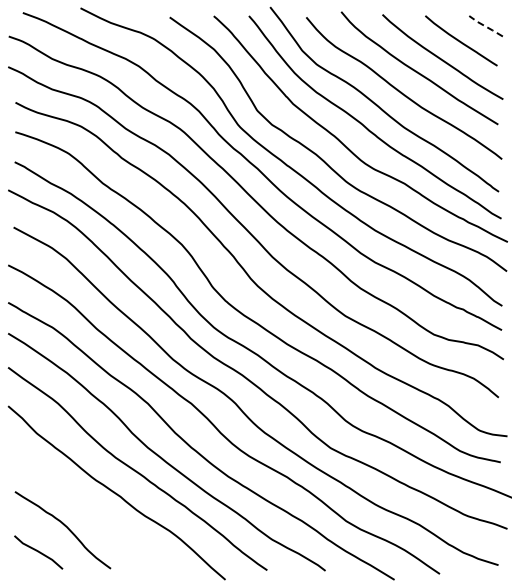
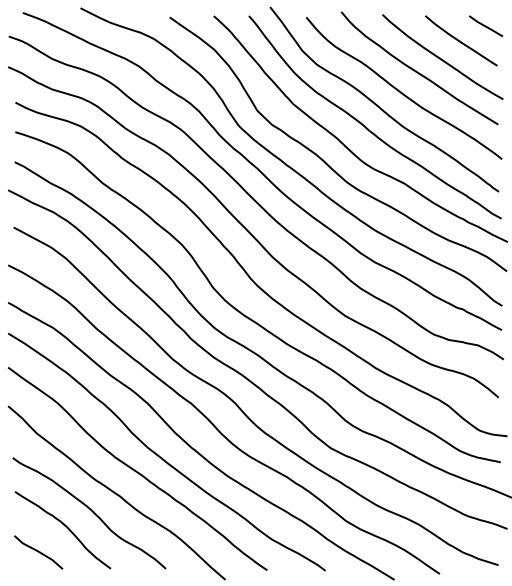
line: dashed -> solid (485, 26)
curve: none -> present (91, 511)
